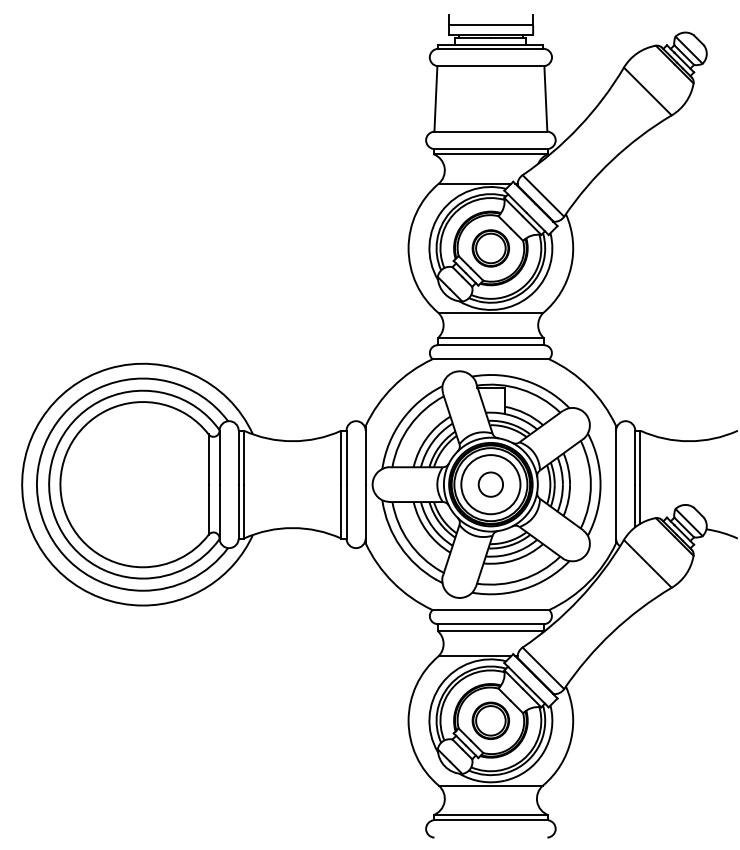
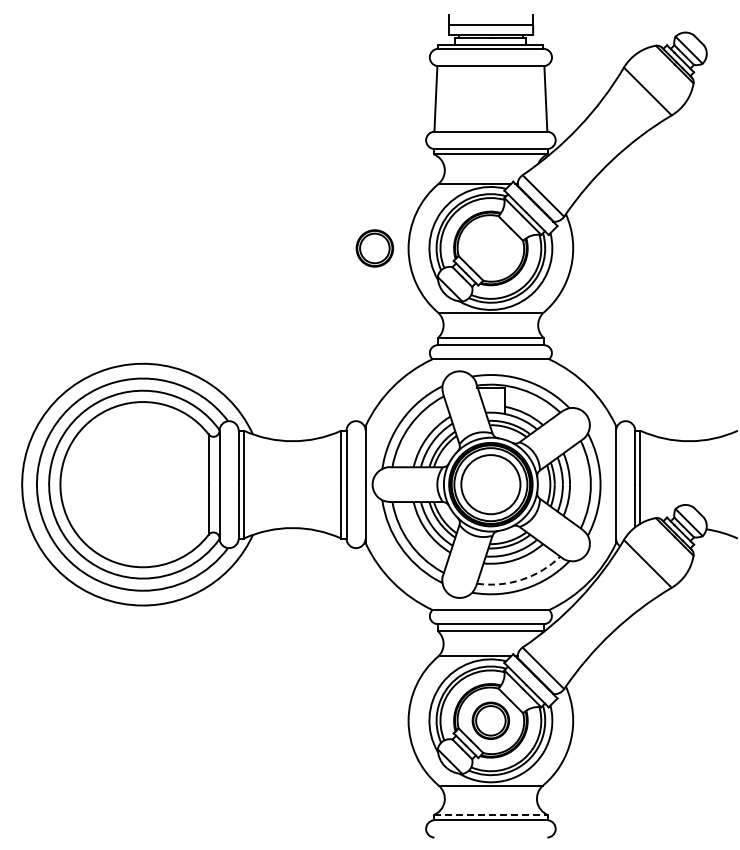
part position: (490, 248) -> (374, 248) (374, 248)
circle: present -> none (490, 484)
arc: solid -> dashed (521, 579)
line: solid -> dashed (491, 815)
